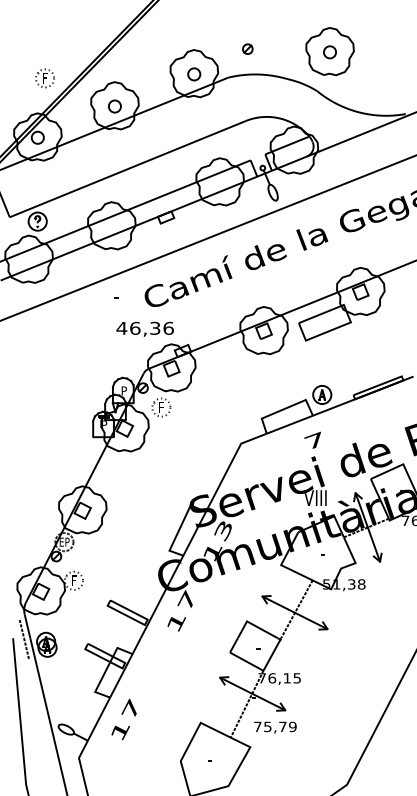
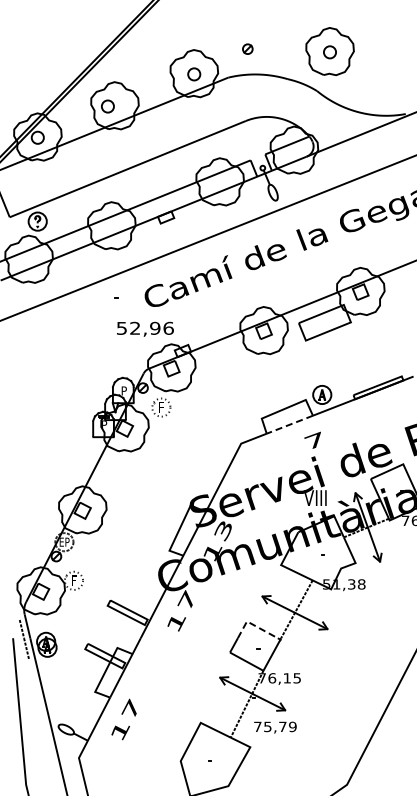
part: present -> none (44, 78)
part position: (114, 106) -> (107, 106) (107, 106)
text: 46,36 -> 52,96 (138, 327)
line: solid -> dashed (289, 424)
line: solid -> dashed (253, 625)
